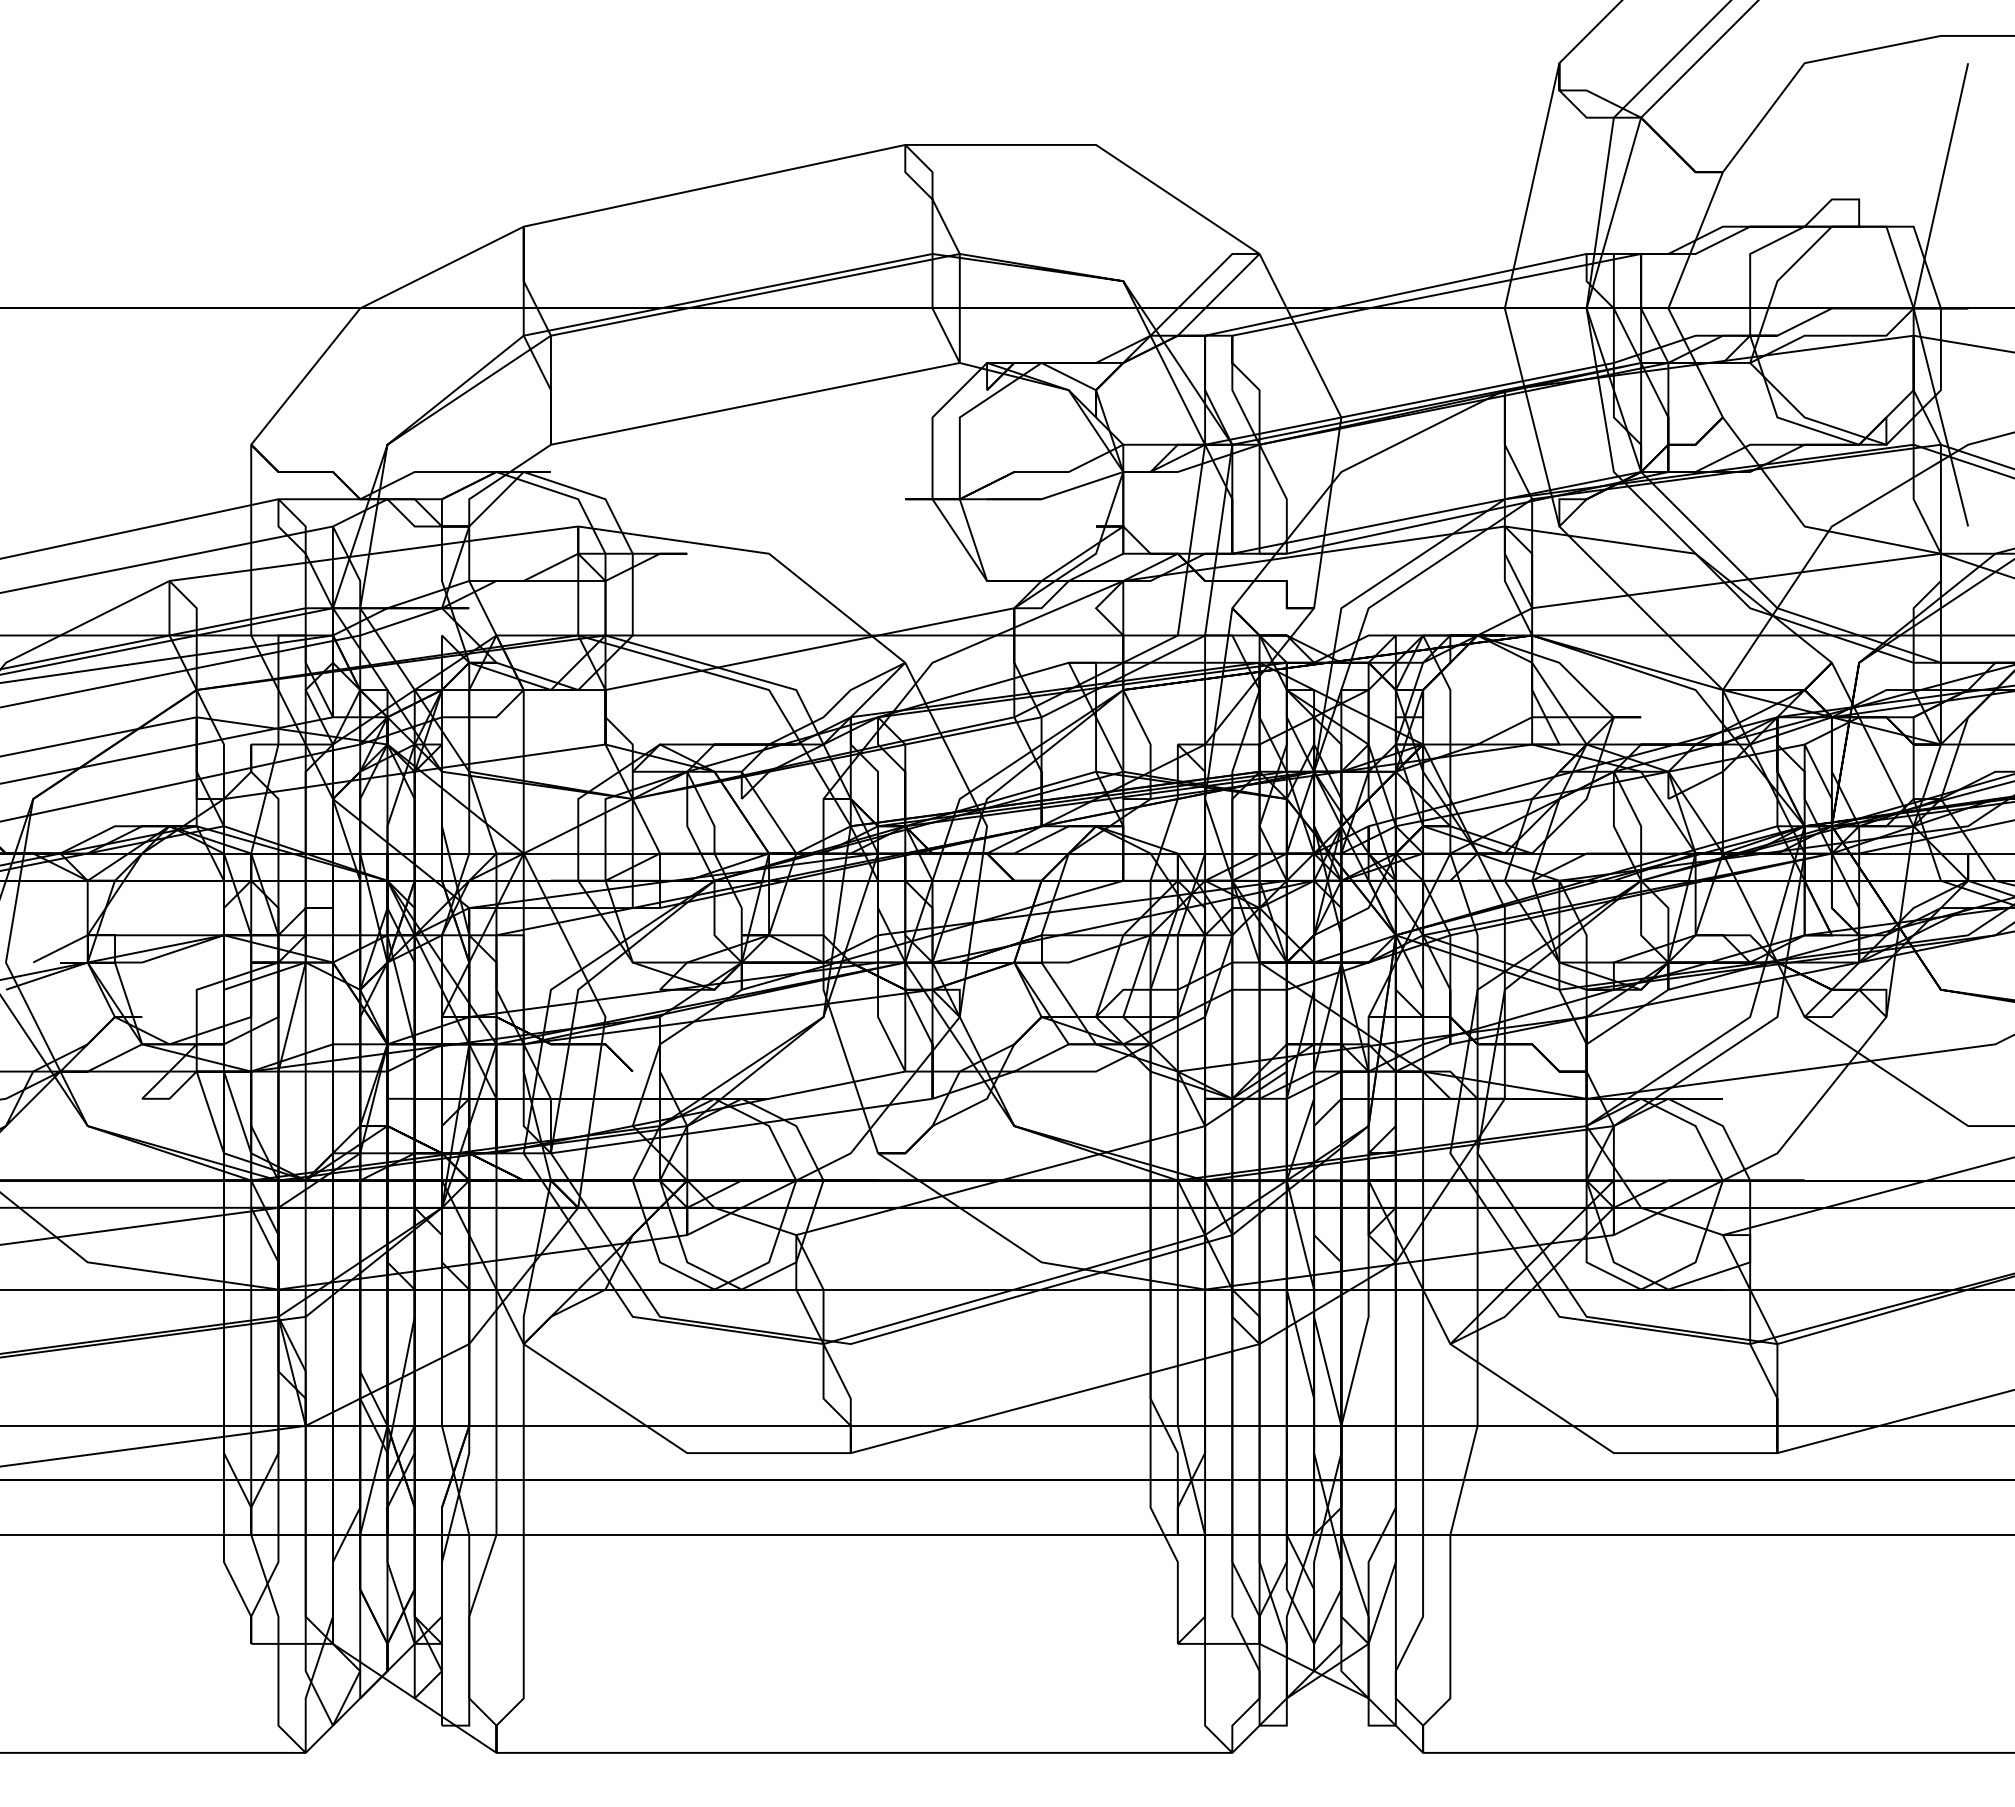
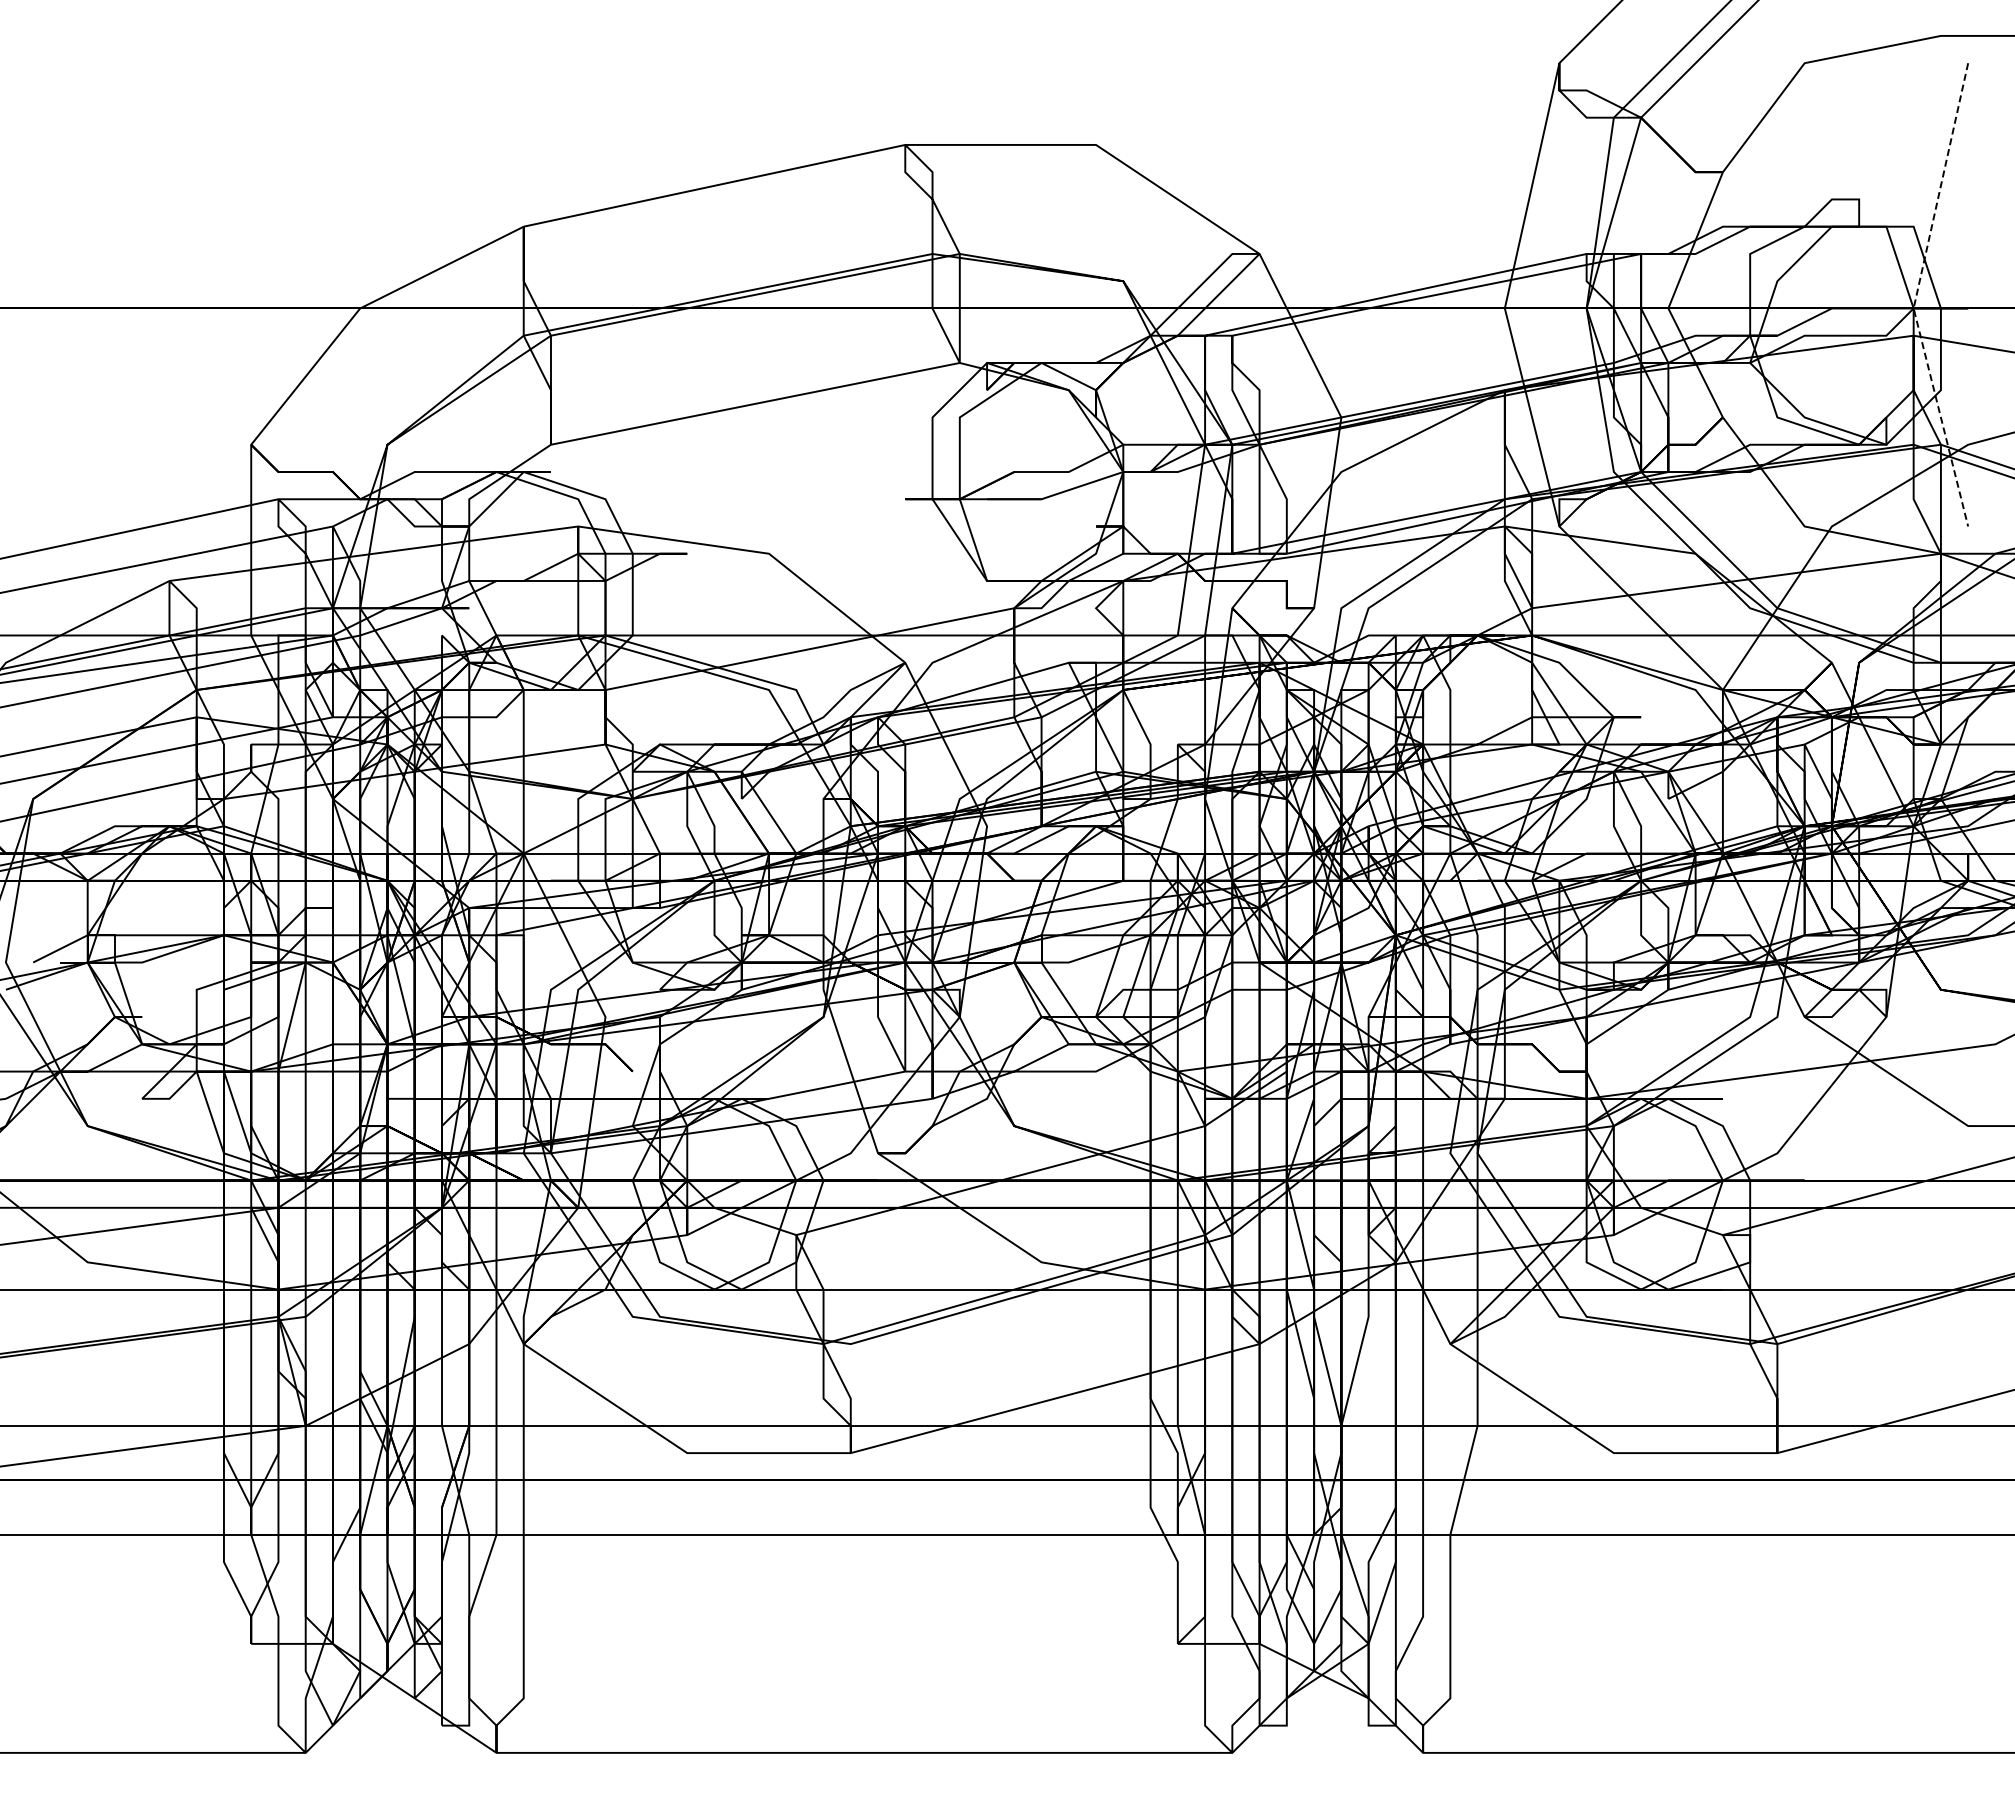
line: solid -> dashed (1916, 295)
